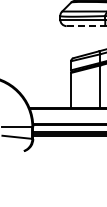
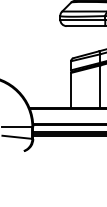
line: dashed -> solid (86, 26)
